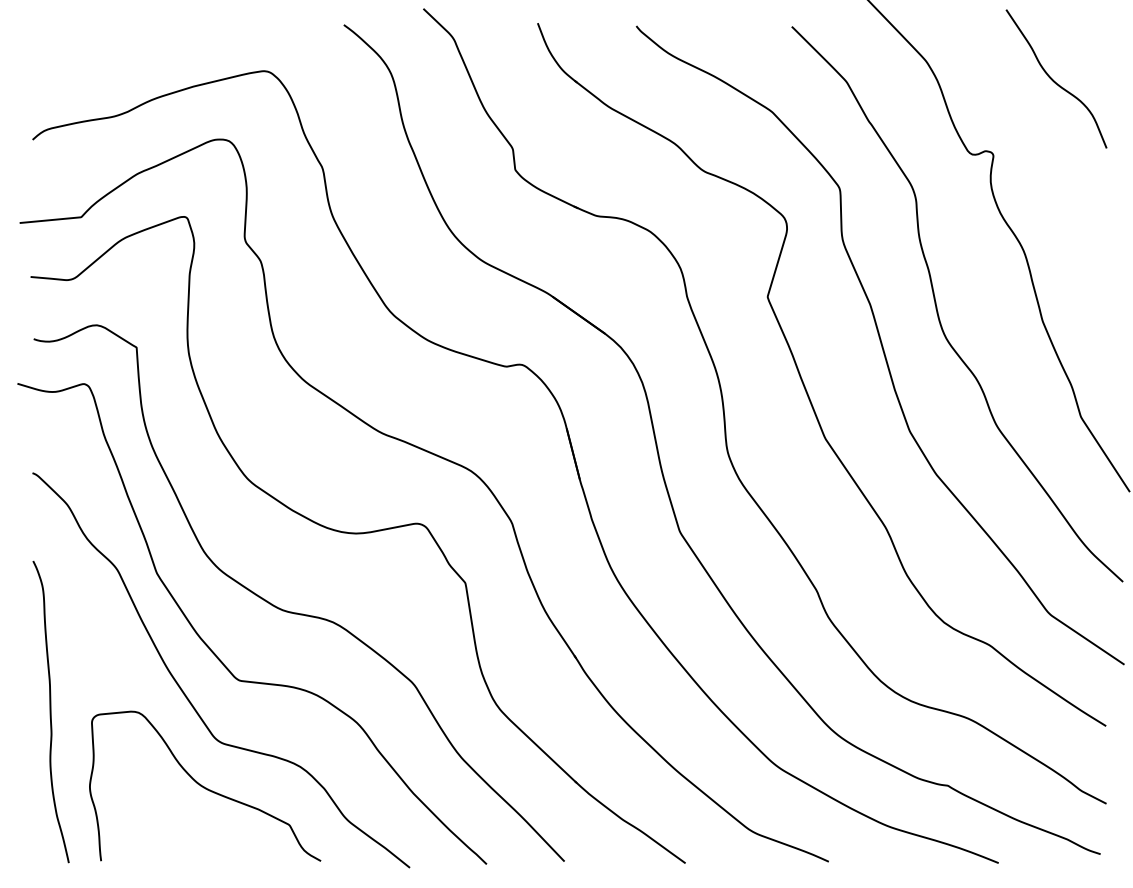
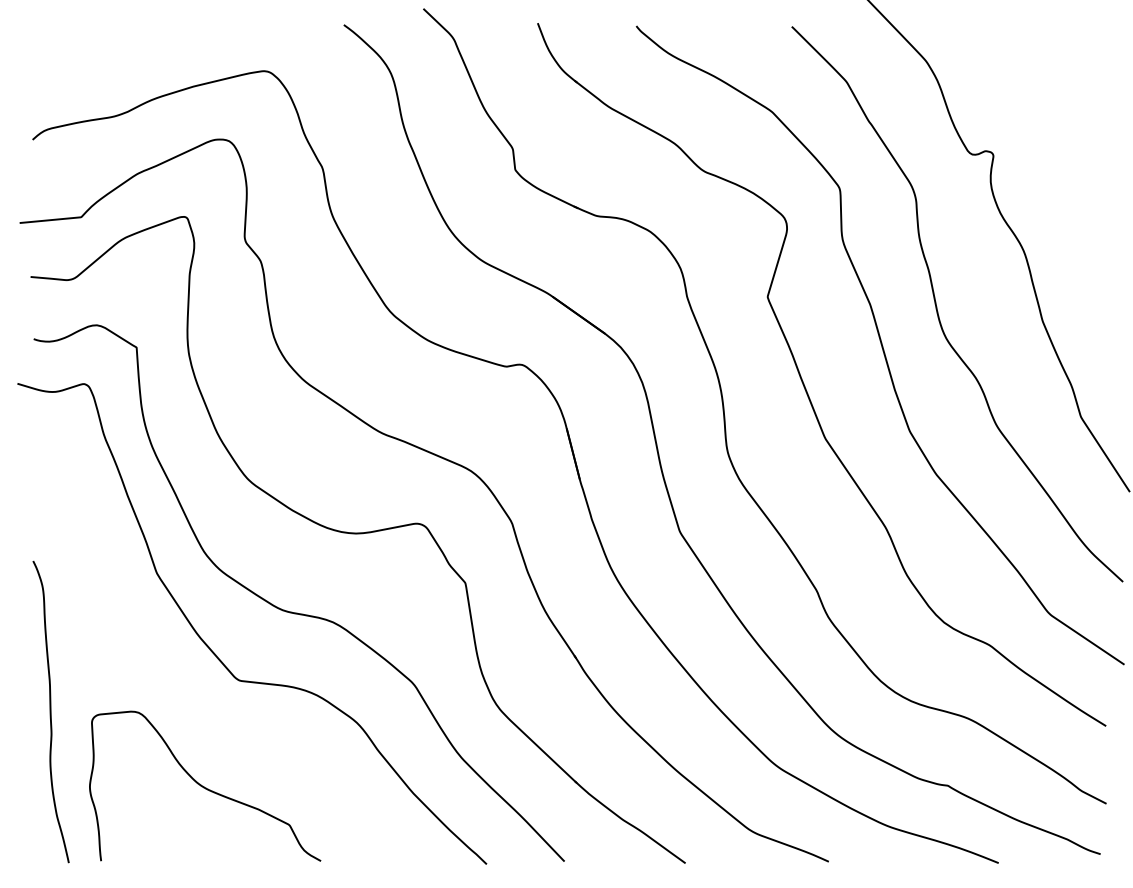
curve: present -> none (1054, 80)
curve: present -> none (185, 693)
